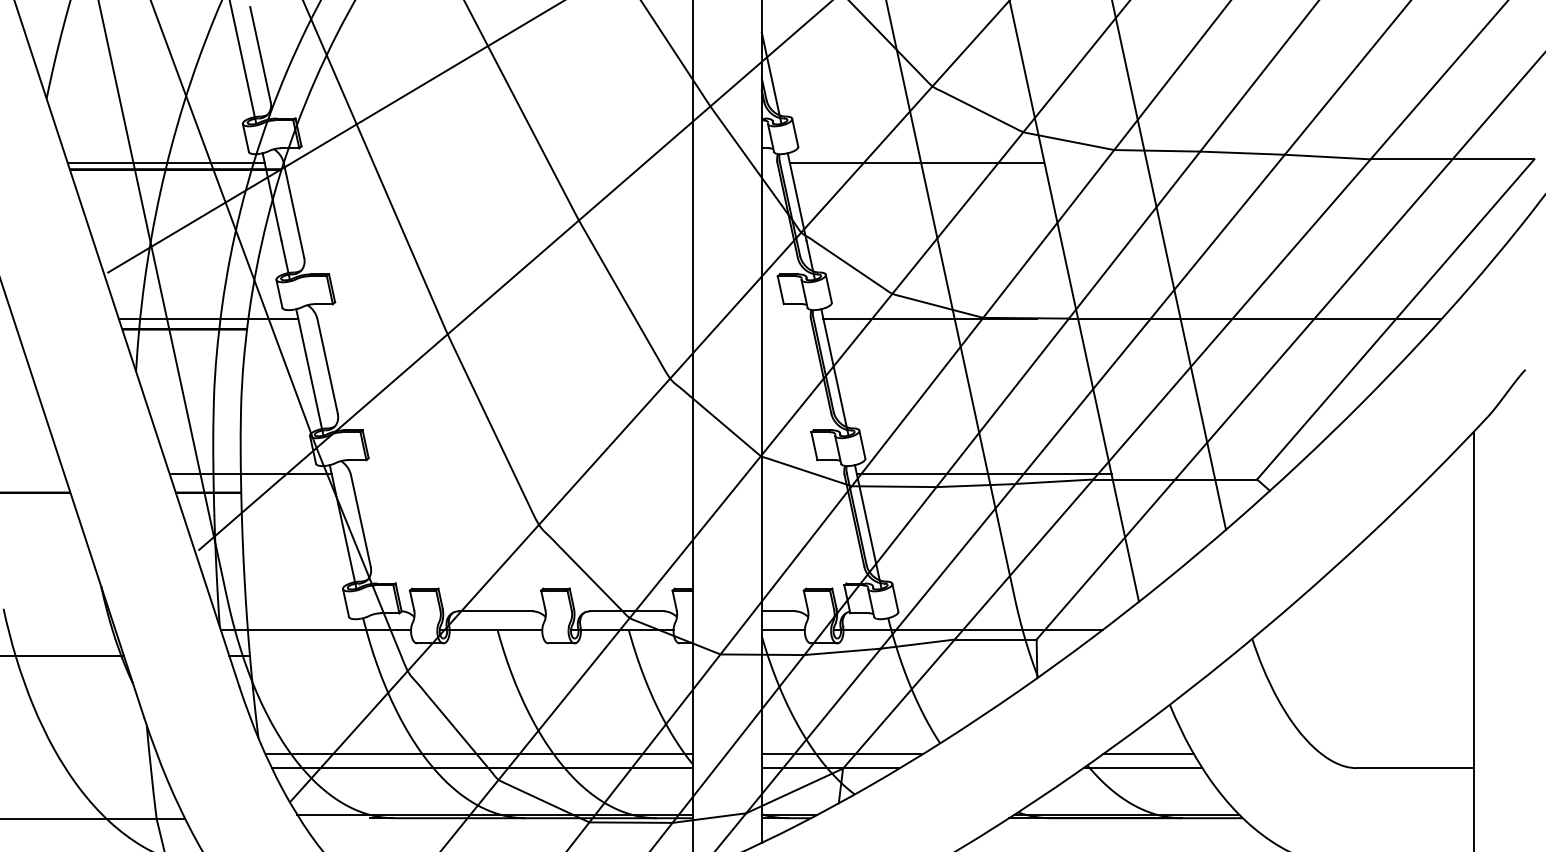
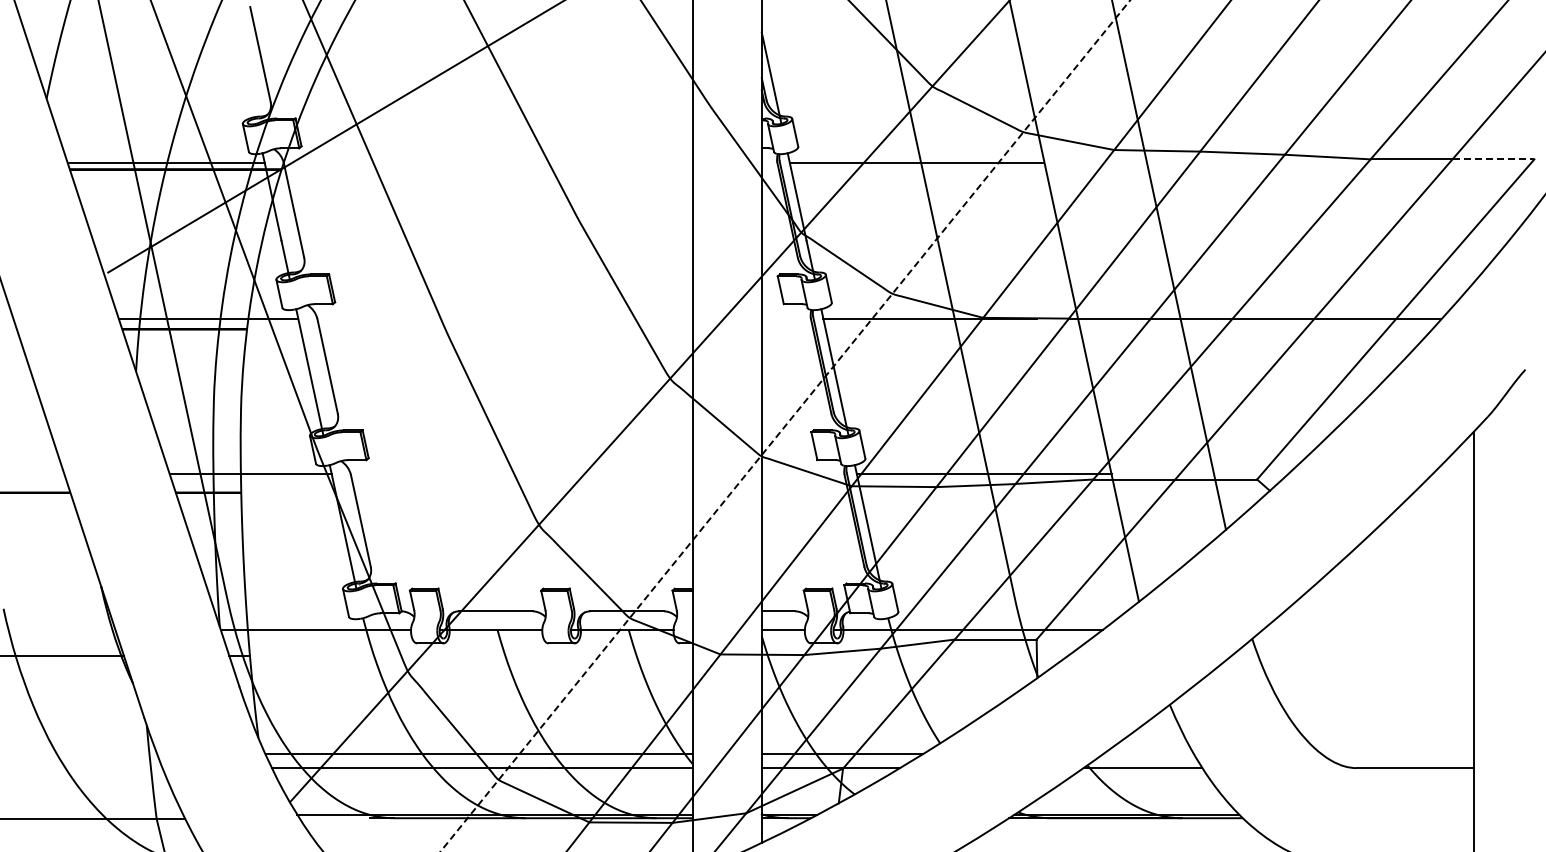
line: present -> none (243, 62)
line: solid -> dashed (1493, 159)
line: present -> none (514, 275)
line: solid -> dashed (785, 426)
line: present -> none (1148, 754)
